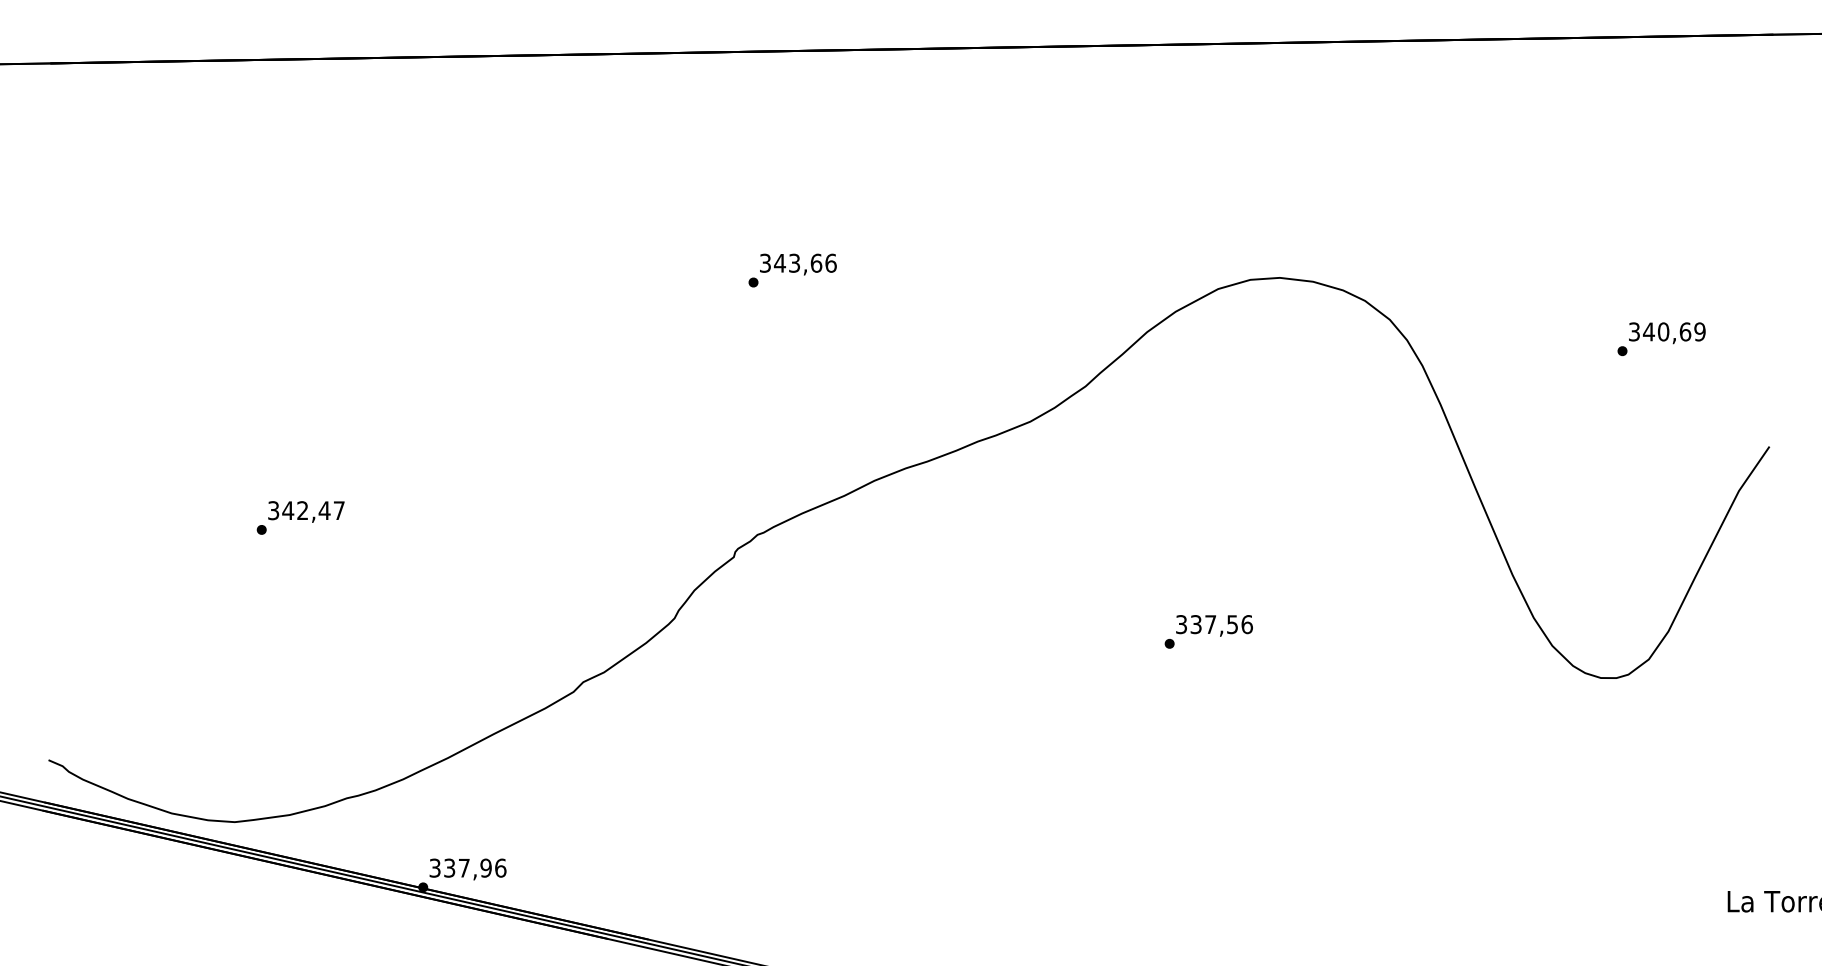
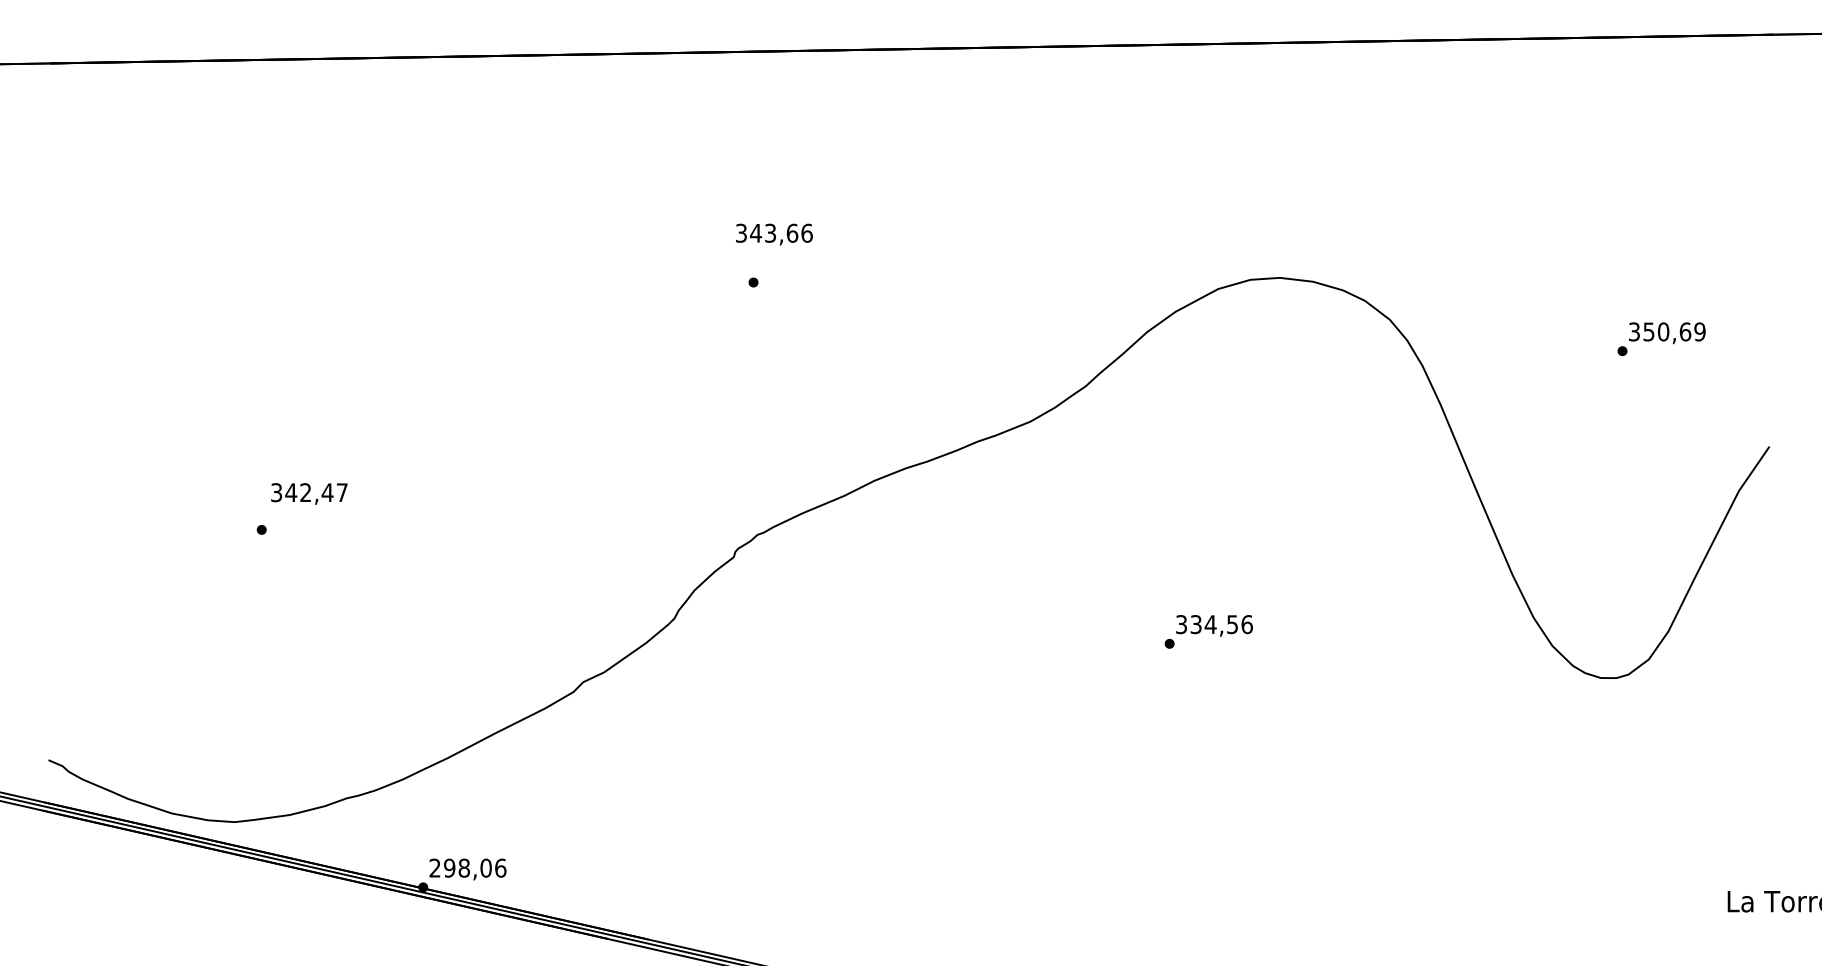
text position: (798, 264) -> (774, 234) (774, 234)
text: 340,69 -> 350,69 (1648, 331)
text position: (306, 511) -> (309, 493) (309, 493)
text: 337,56 -> 334,56 (1210, 624)
text: 337,96 -> 298,06 (460, 867)
